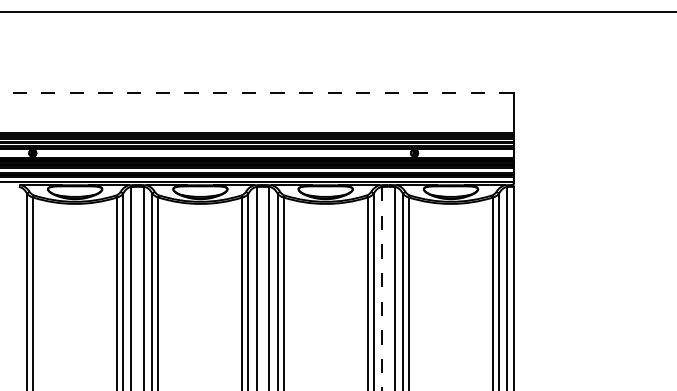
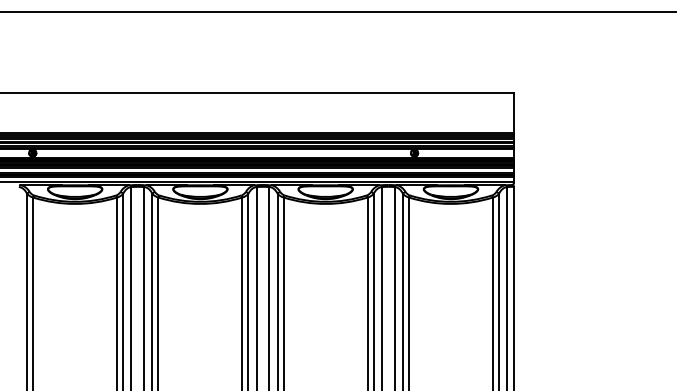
line: dashed -> solid (256, 92)
line: dashed -> solid (381, 288)
